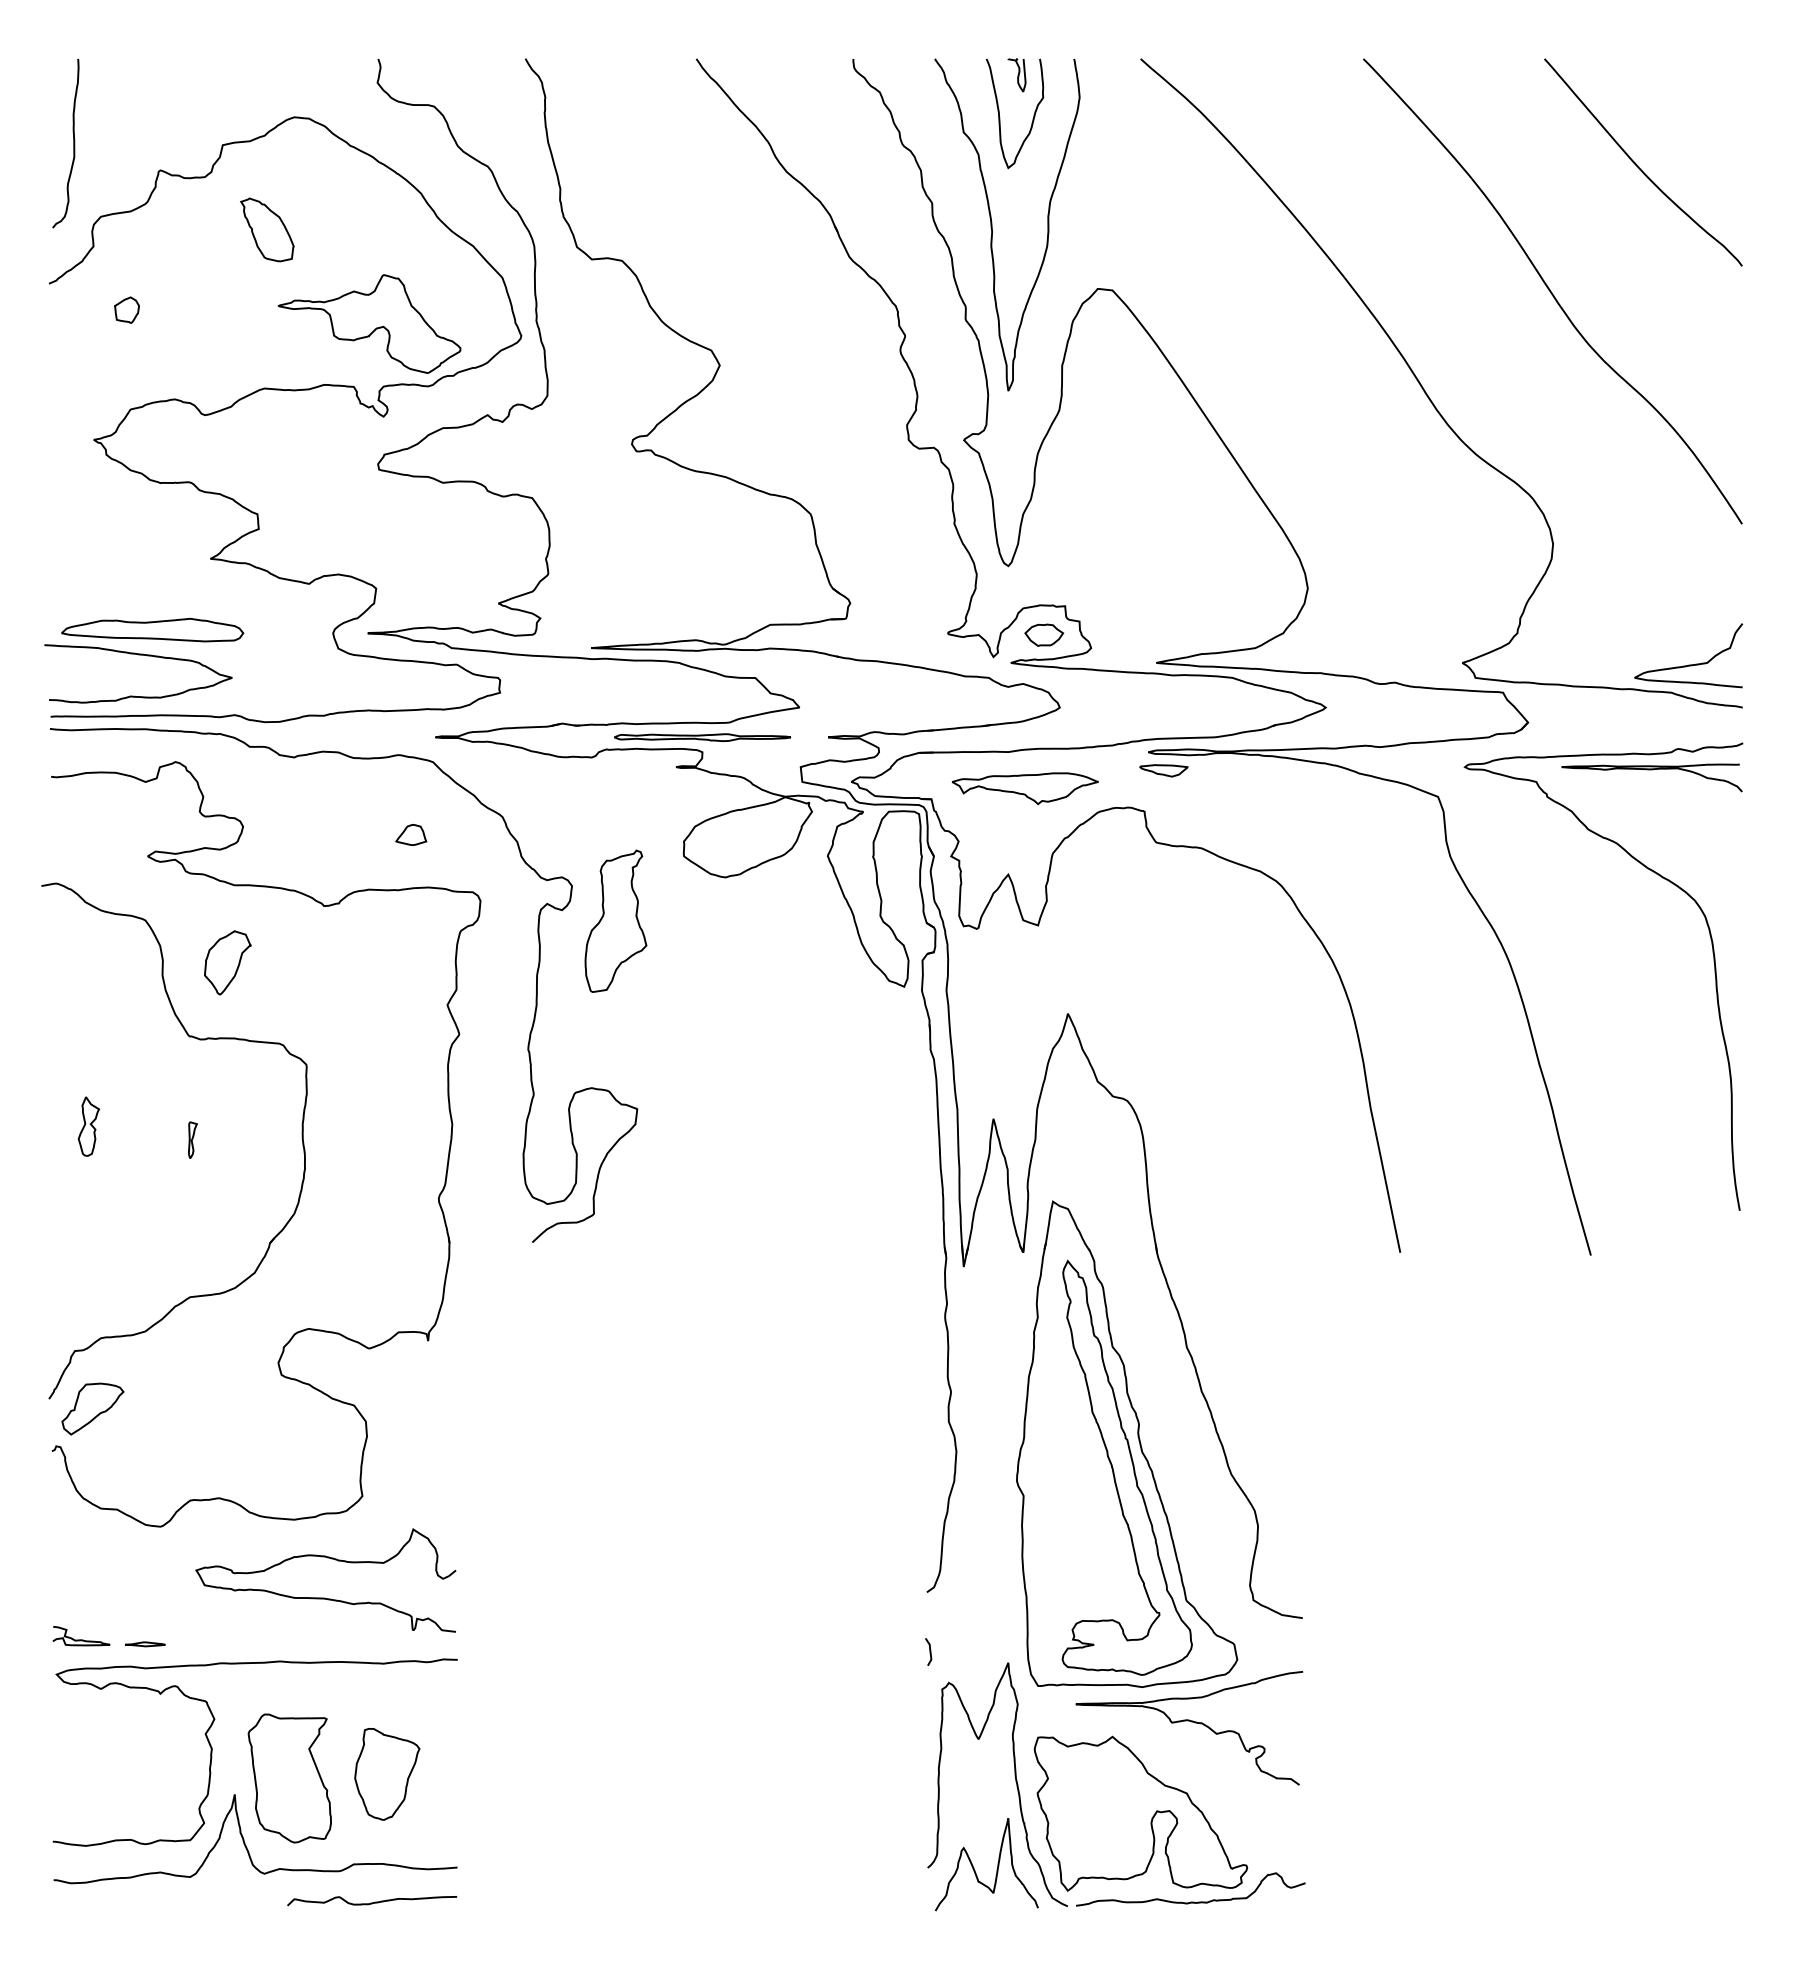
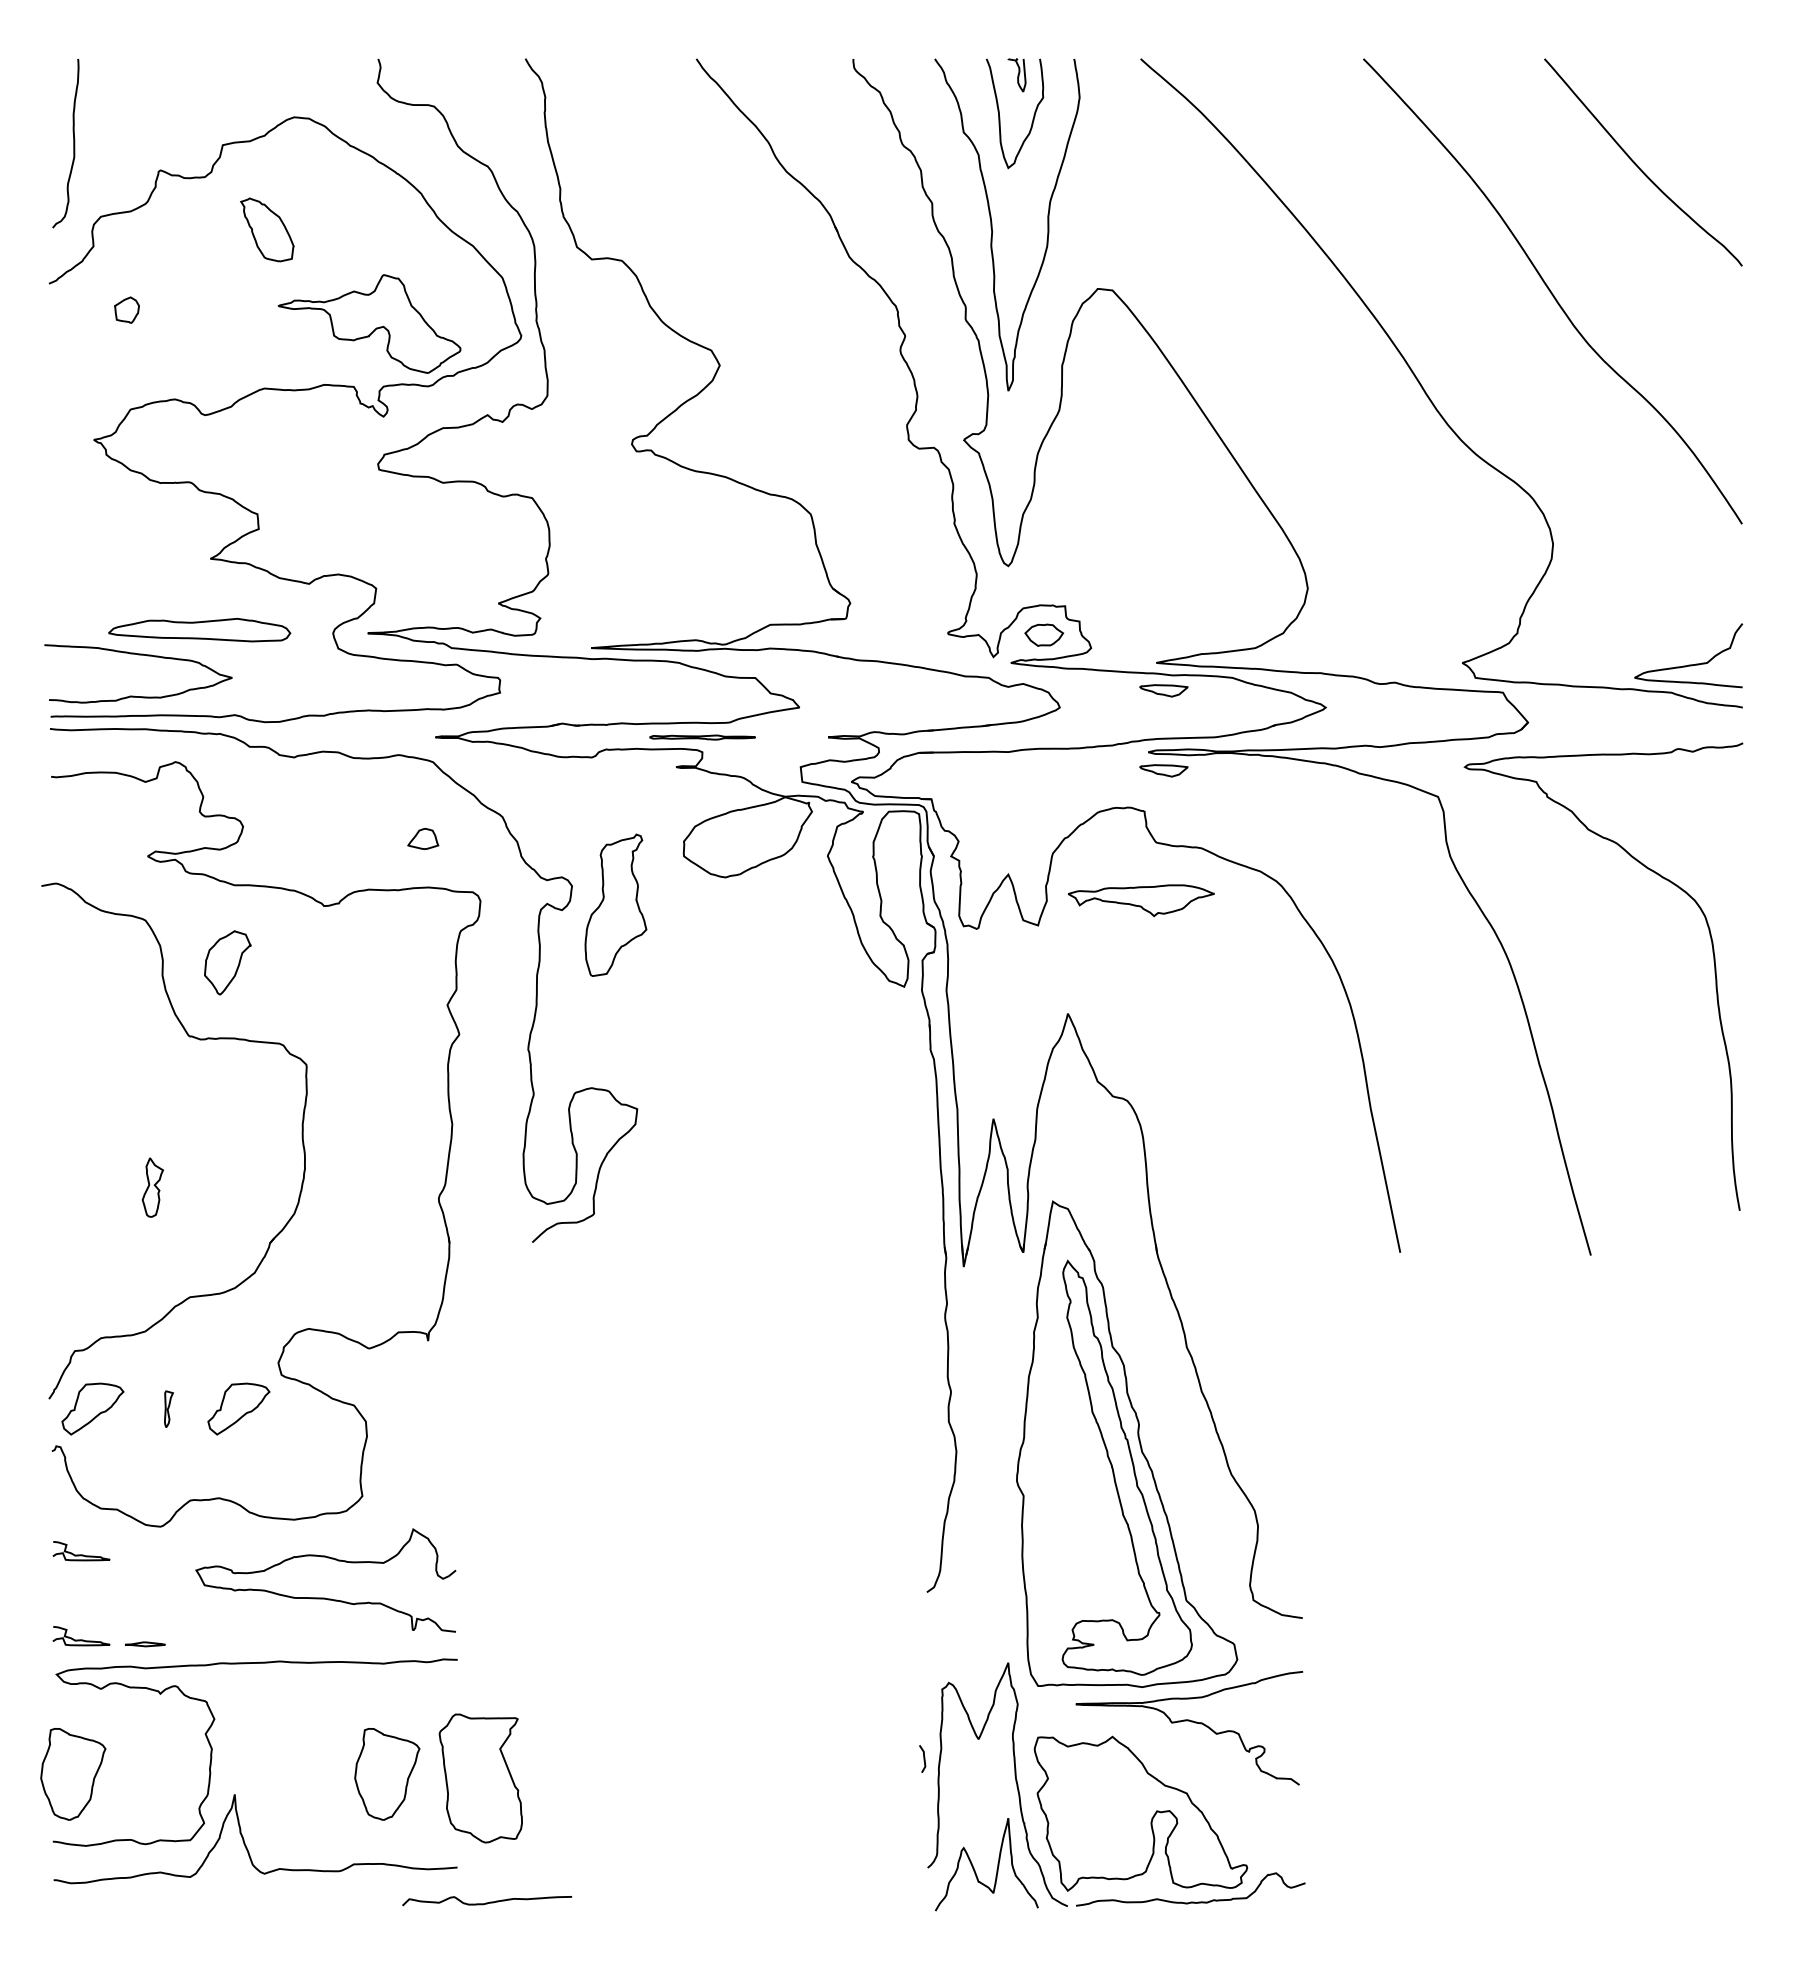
part position: (152, 629) -> (199, 629) (199, 629)
part: none -> present (1163, 690)
part size: 177x9 px -> 107x7 px (702, 737)
curve: present -> none (1651, 770)
part position: (1024, 788) -> (1140, 900) (1140, 900)
part position: (411, 834) -> (423, 838) (423, 838)
part position: (615, 920) -> (615, 904) (615, 904)
part position: (88, 1126) -> (152, 1187) (152, 1187)
part position: (192, 1139) -> (168, 1408) (168, 1408)
part: none -> present (238, 1408)
curve: none -> present (81, 1554)
curve position: (929, 1651) -> (923, 1758) (923, 1758)
part: none -> present (73, 1774)
part position: (289, 1778) -> (480, 1778) (480, 1778)
curve position: (372, 1902) -> (487, 1902) (487, 1902)
